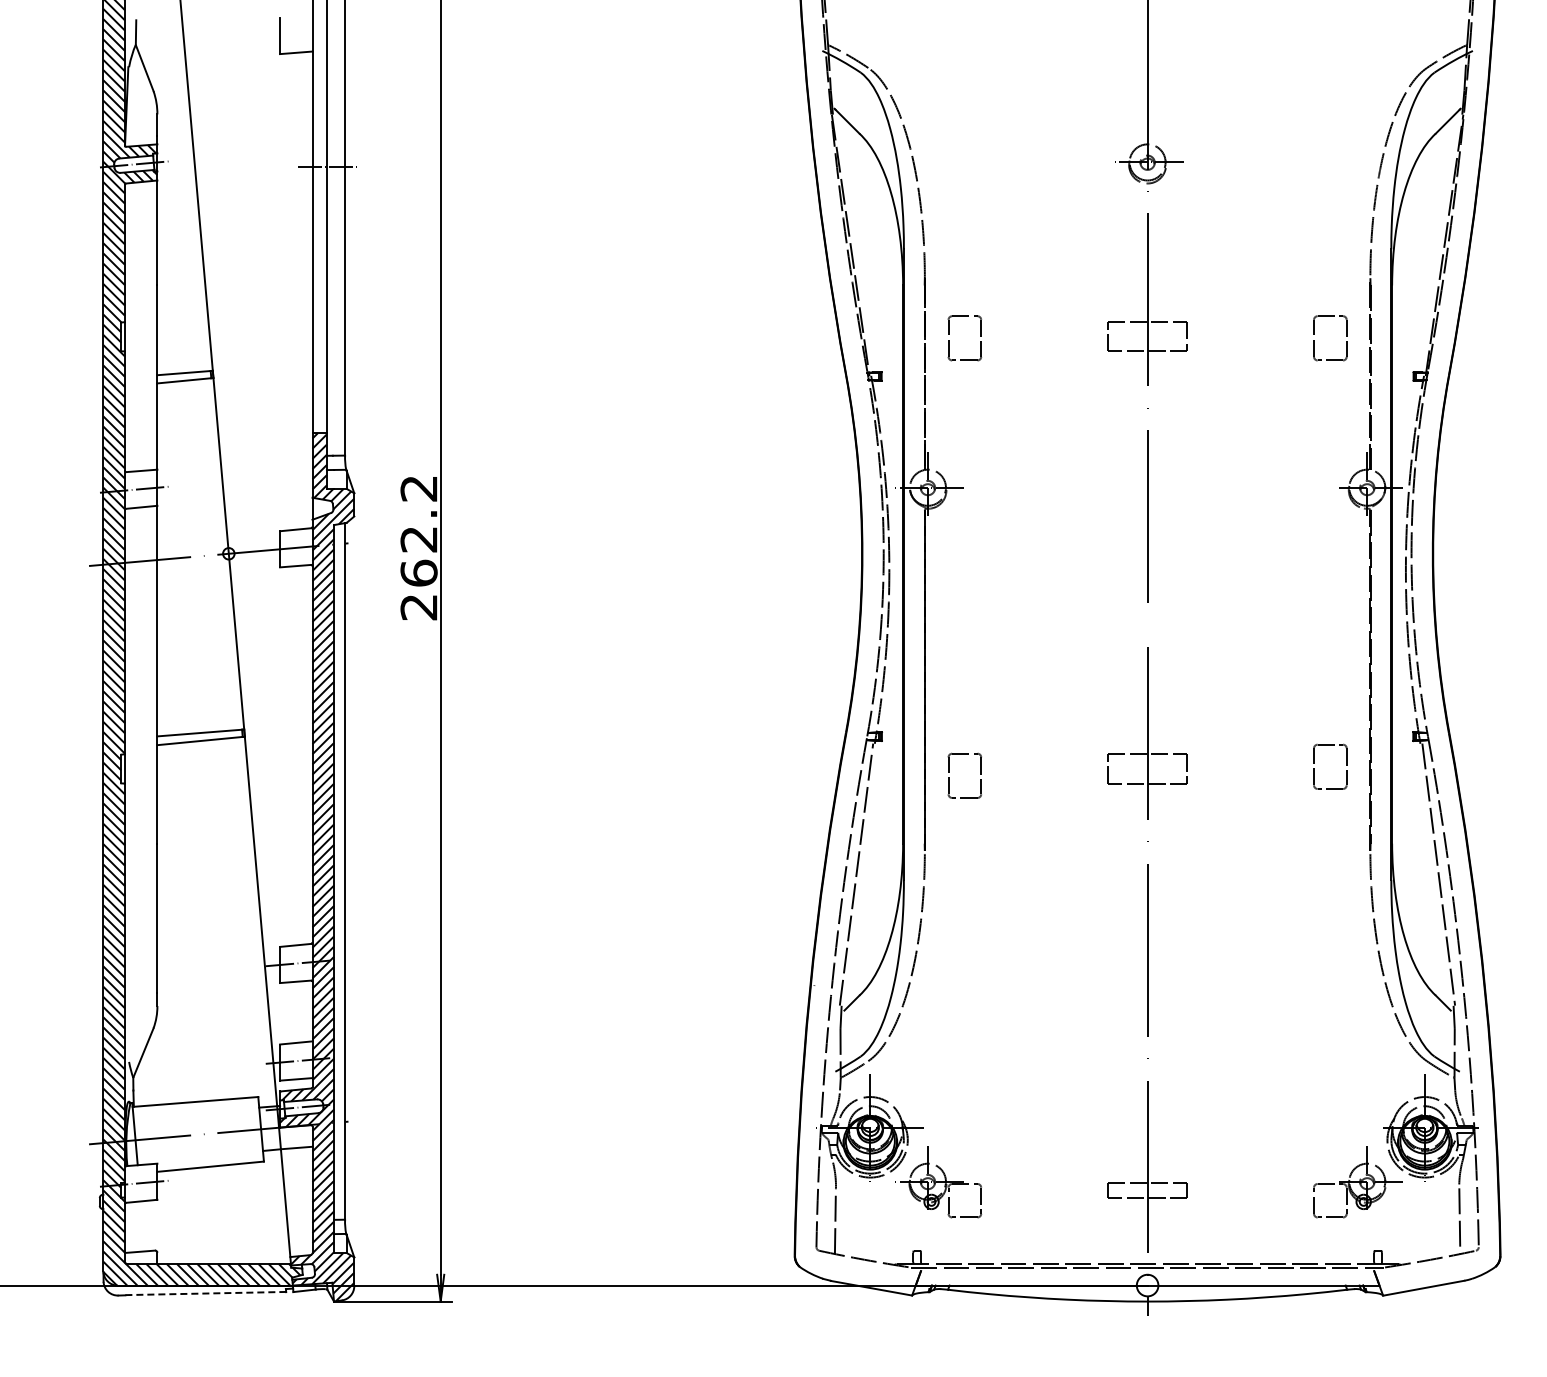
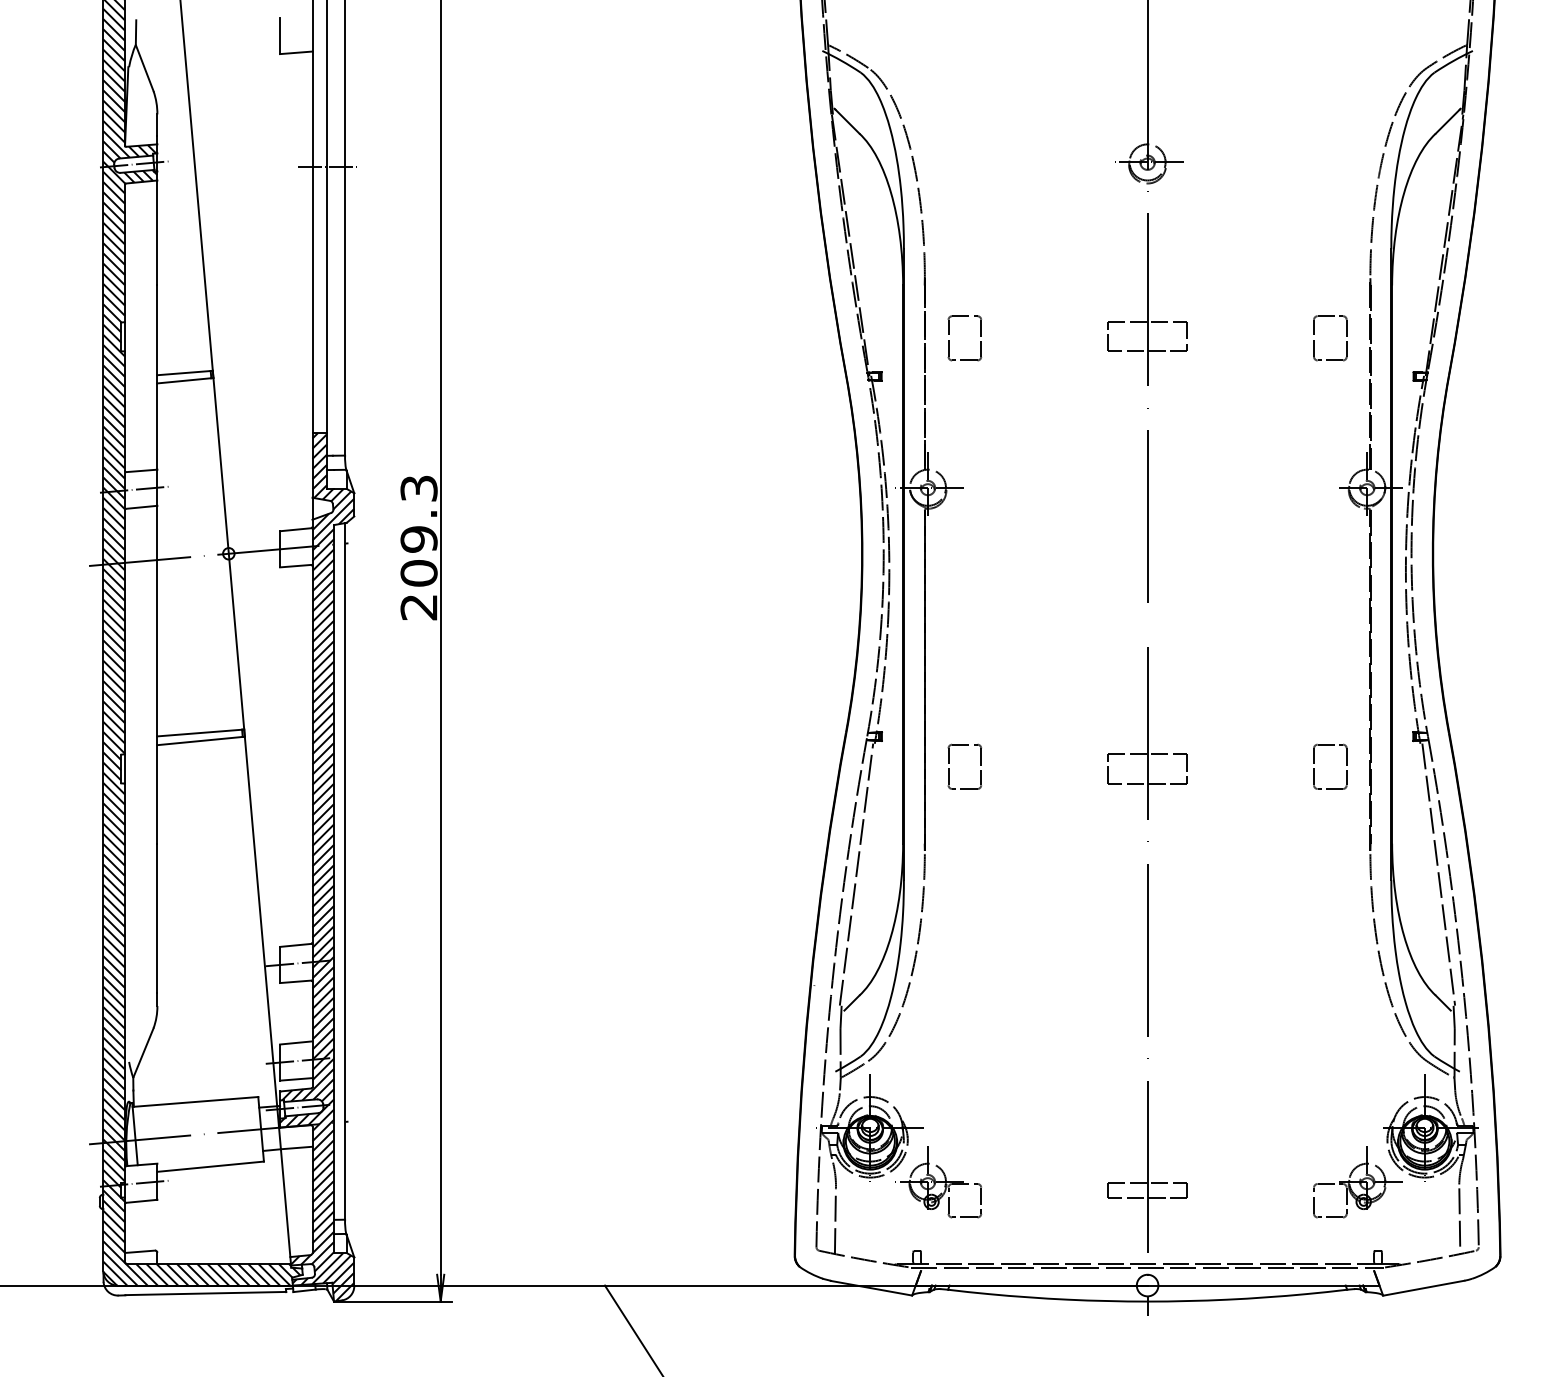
text: 262.2 -> 209.3 (418, 530)
part position: (949, 777) -> (949, 768) (949, 768)
line: dashed -> solid (206, 1293)
line: none -> present (632, 1329)
